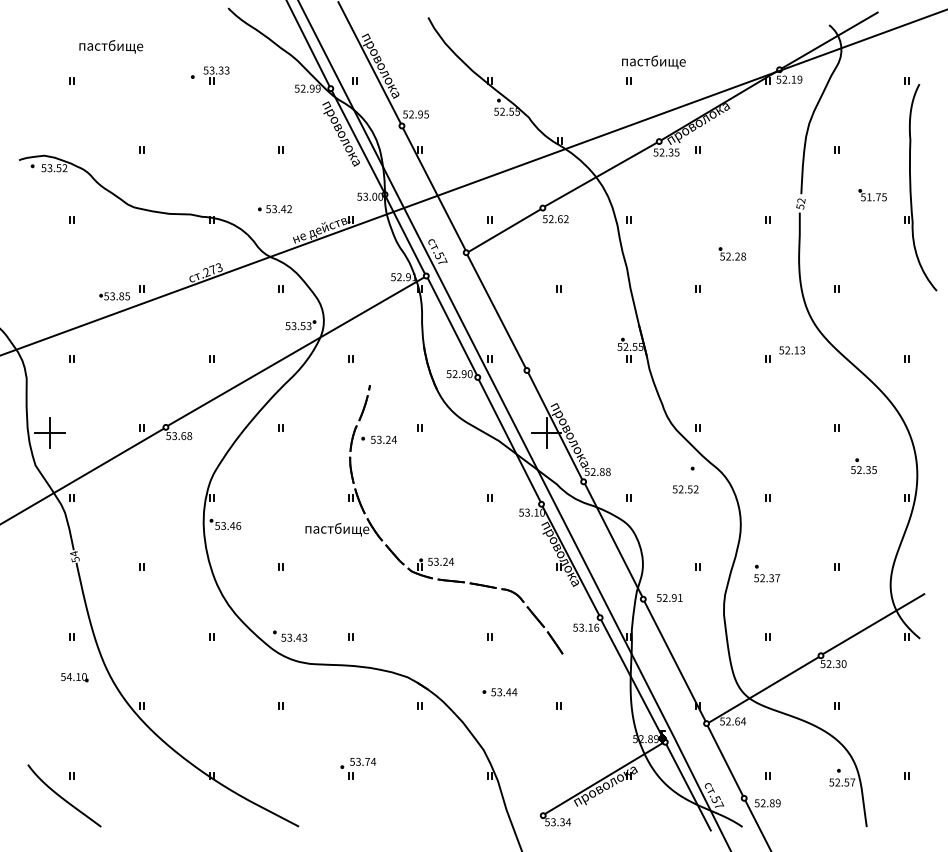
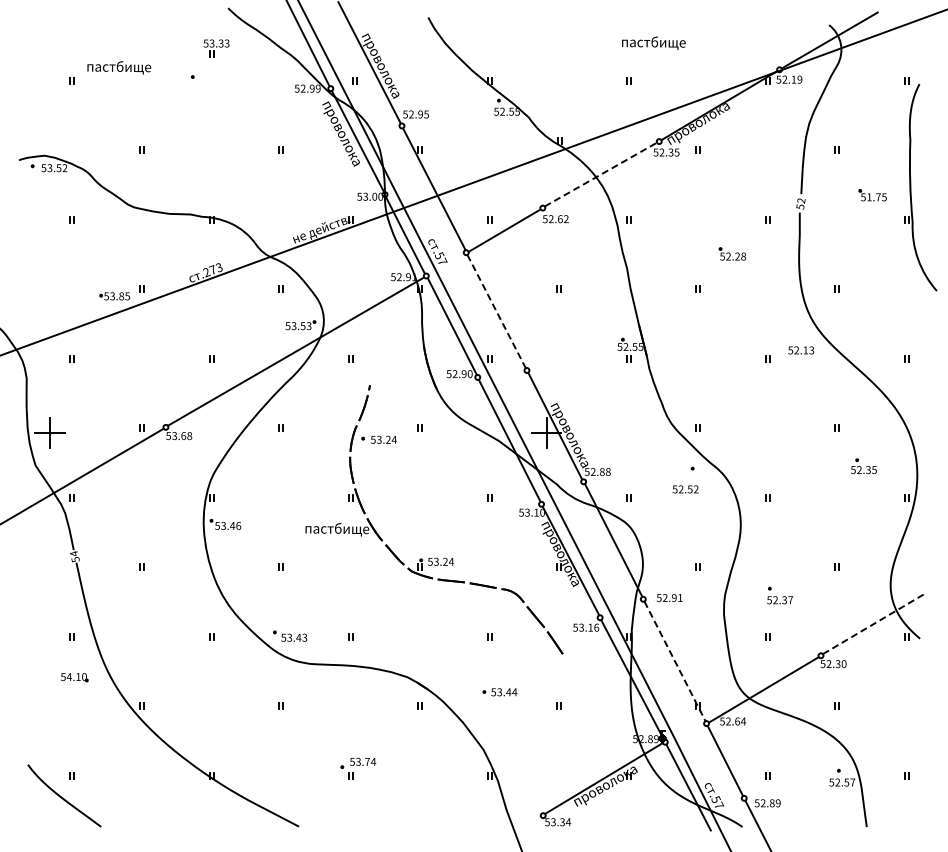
text position: (111, 46) -> (119, 67) (119, 67)
text position: (653, 62) -> (653, 43) (653, 43)
part position: (216, 75) -> (216, 48) (216, 48)
line: solid -> dashed (600, 174)
part: present -> none (274, 209)
line: solid -> dashed (496, 311)
text position: (792, 350) -> (801, 350) (801, 350)
part position: (767, 573) -> (780, 595) (780, 595)
line: solid -> dashed (874, 623)
line: solid -> dashed (675, 661)
